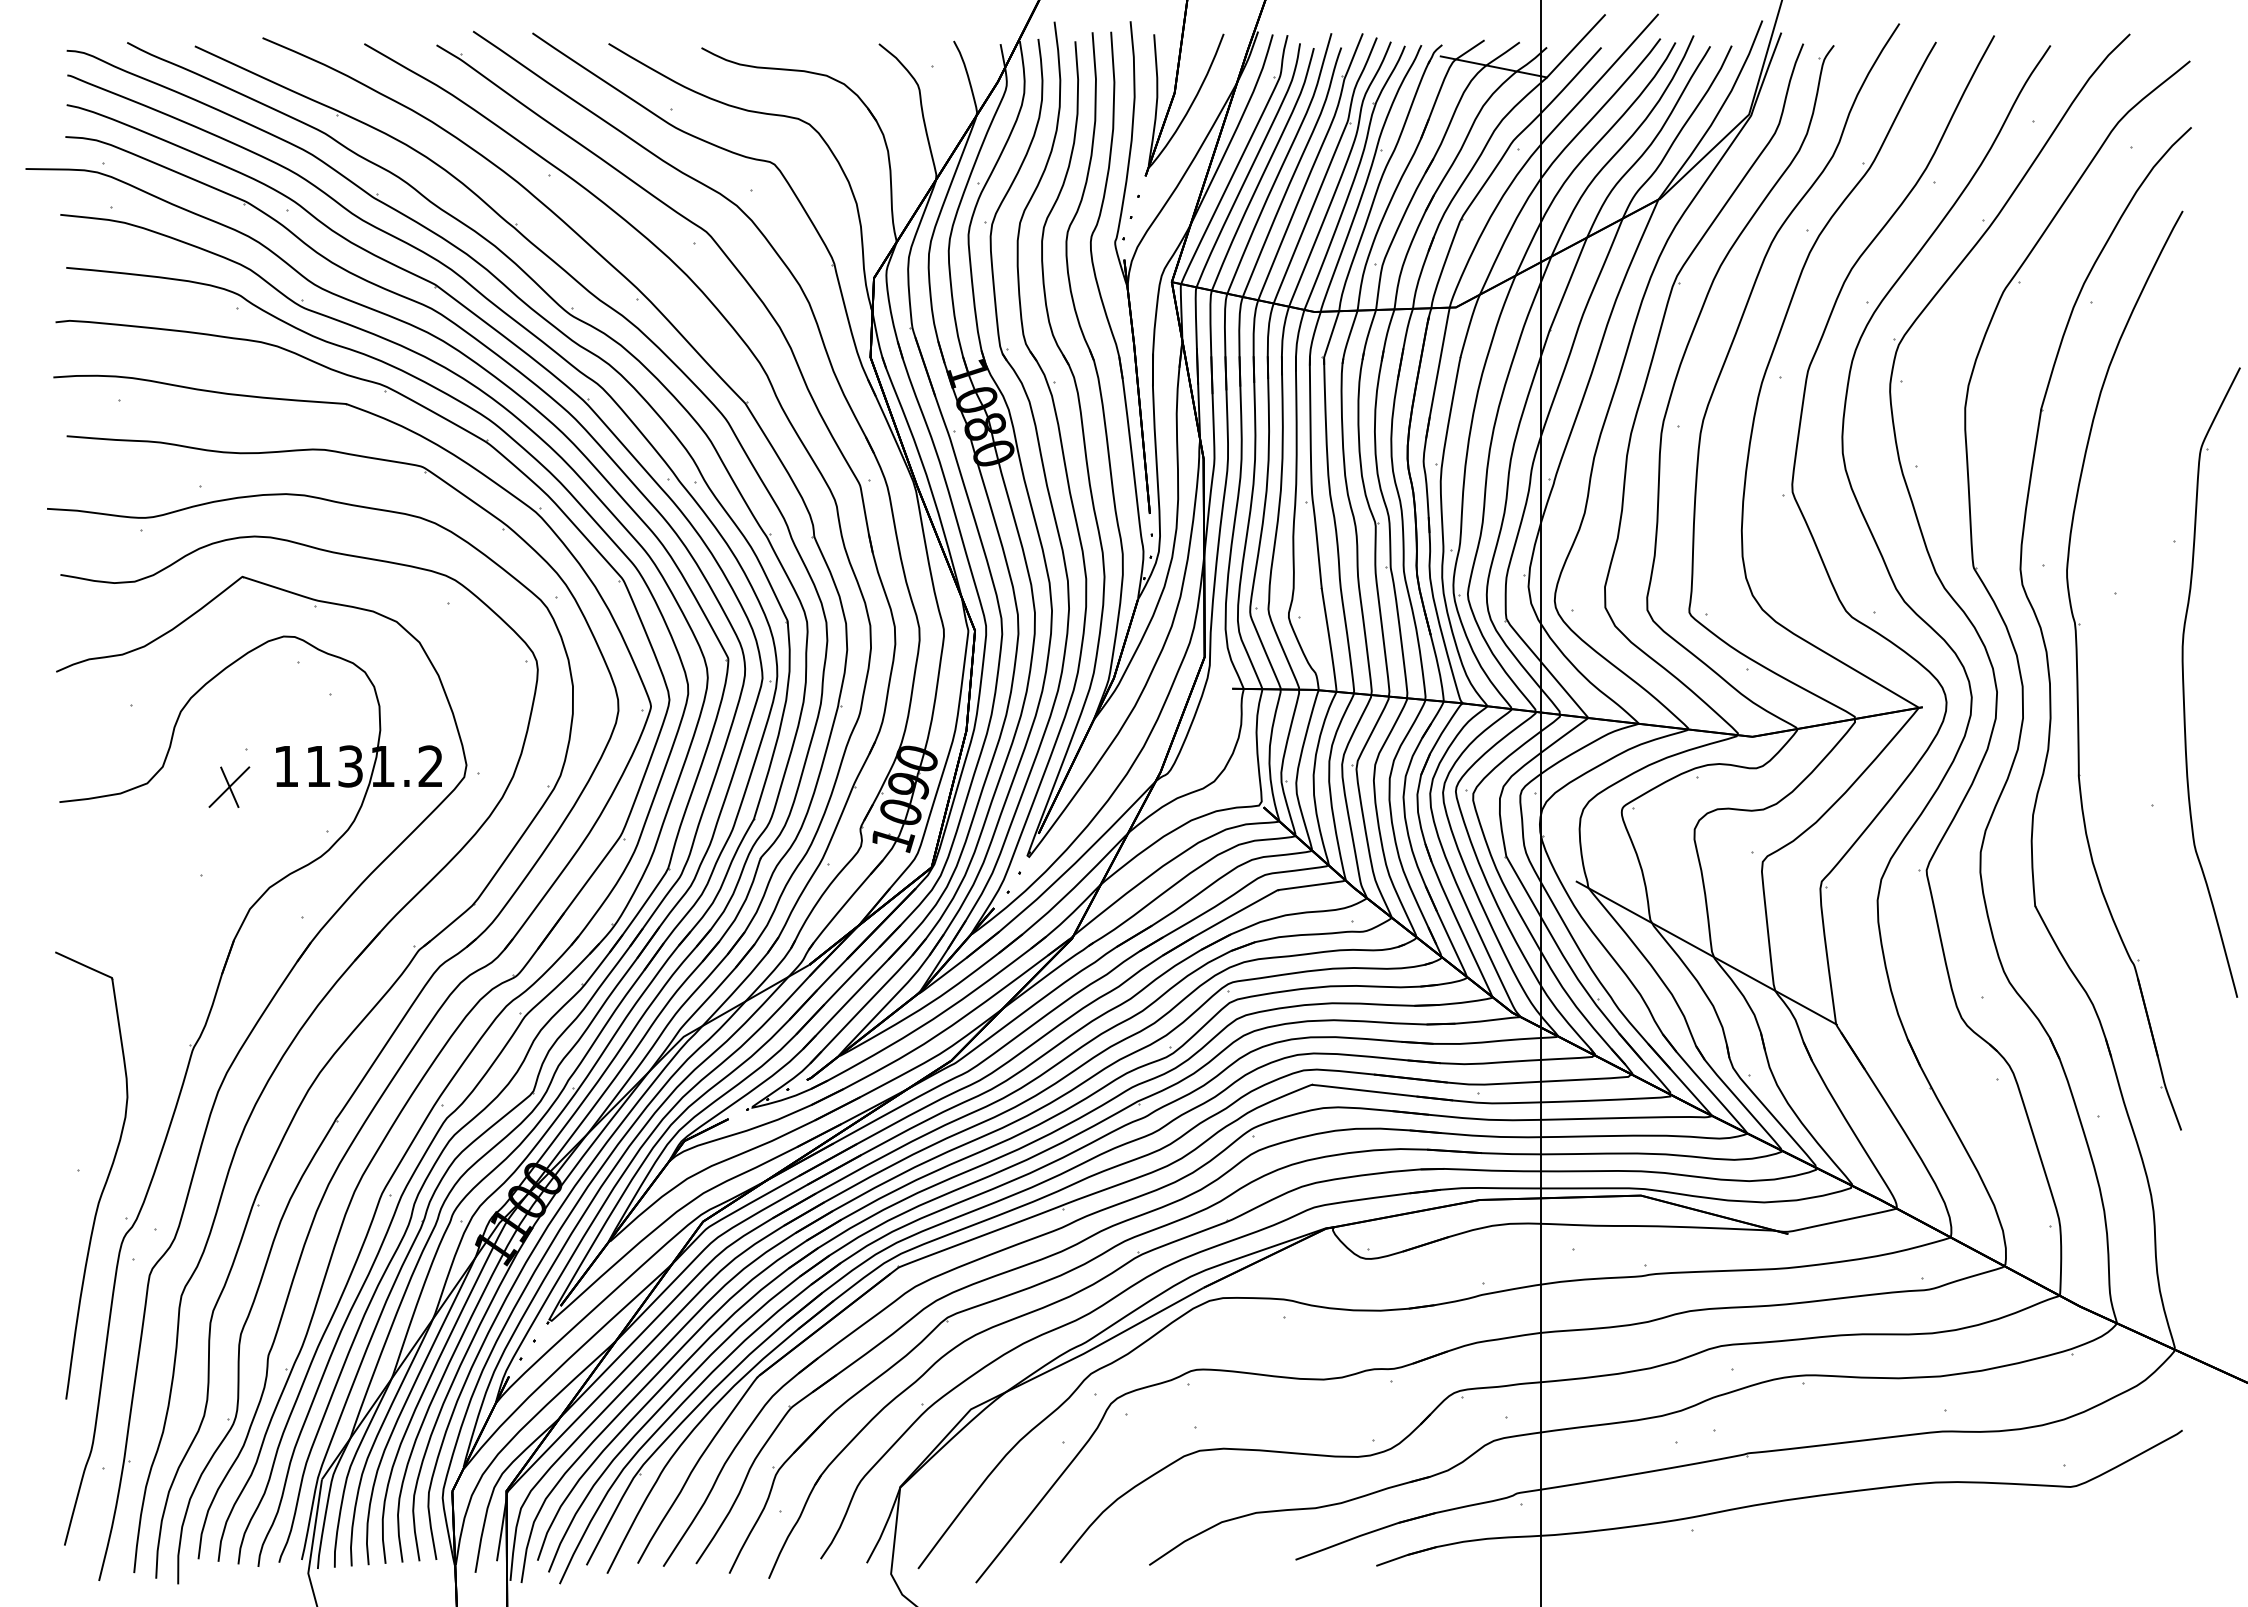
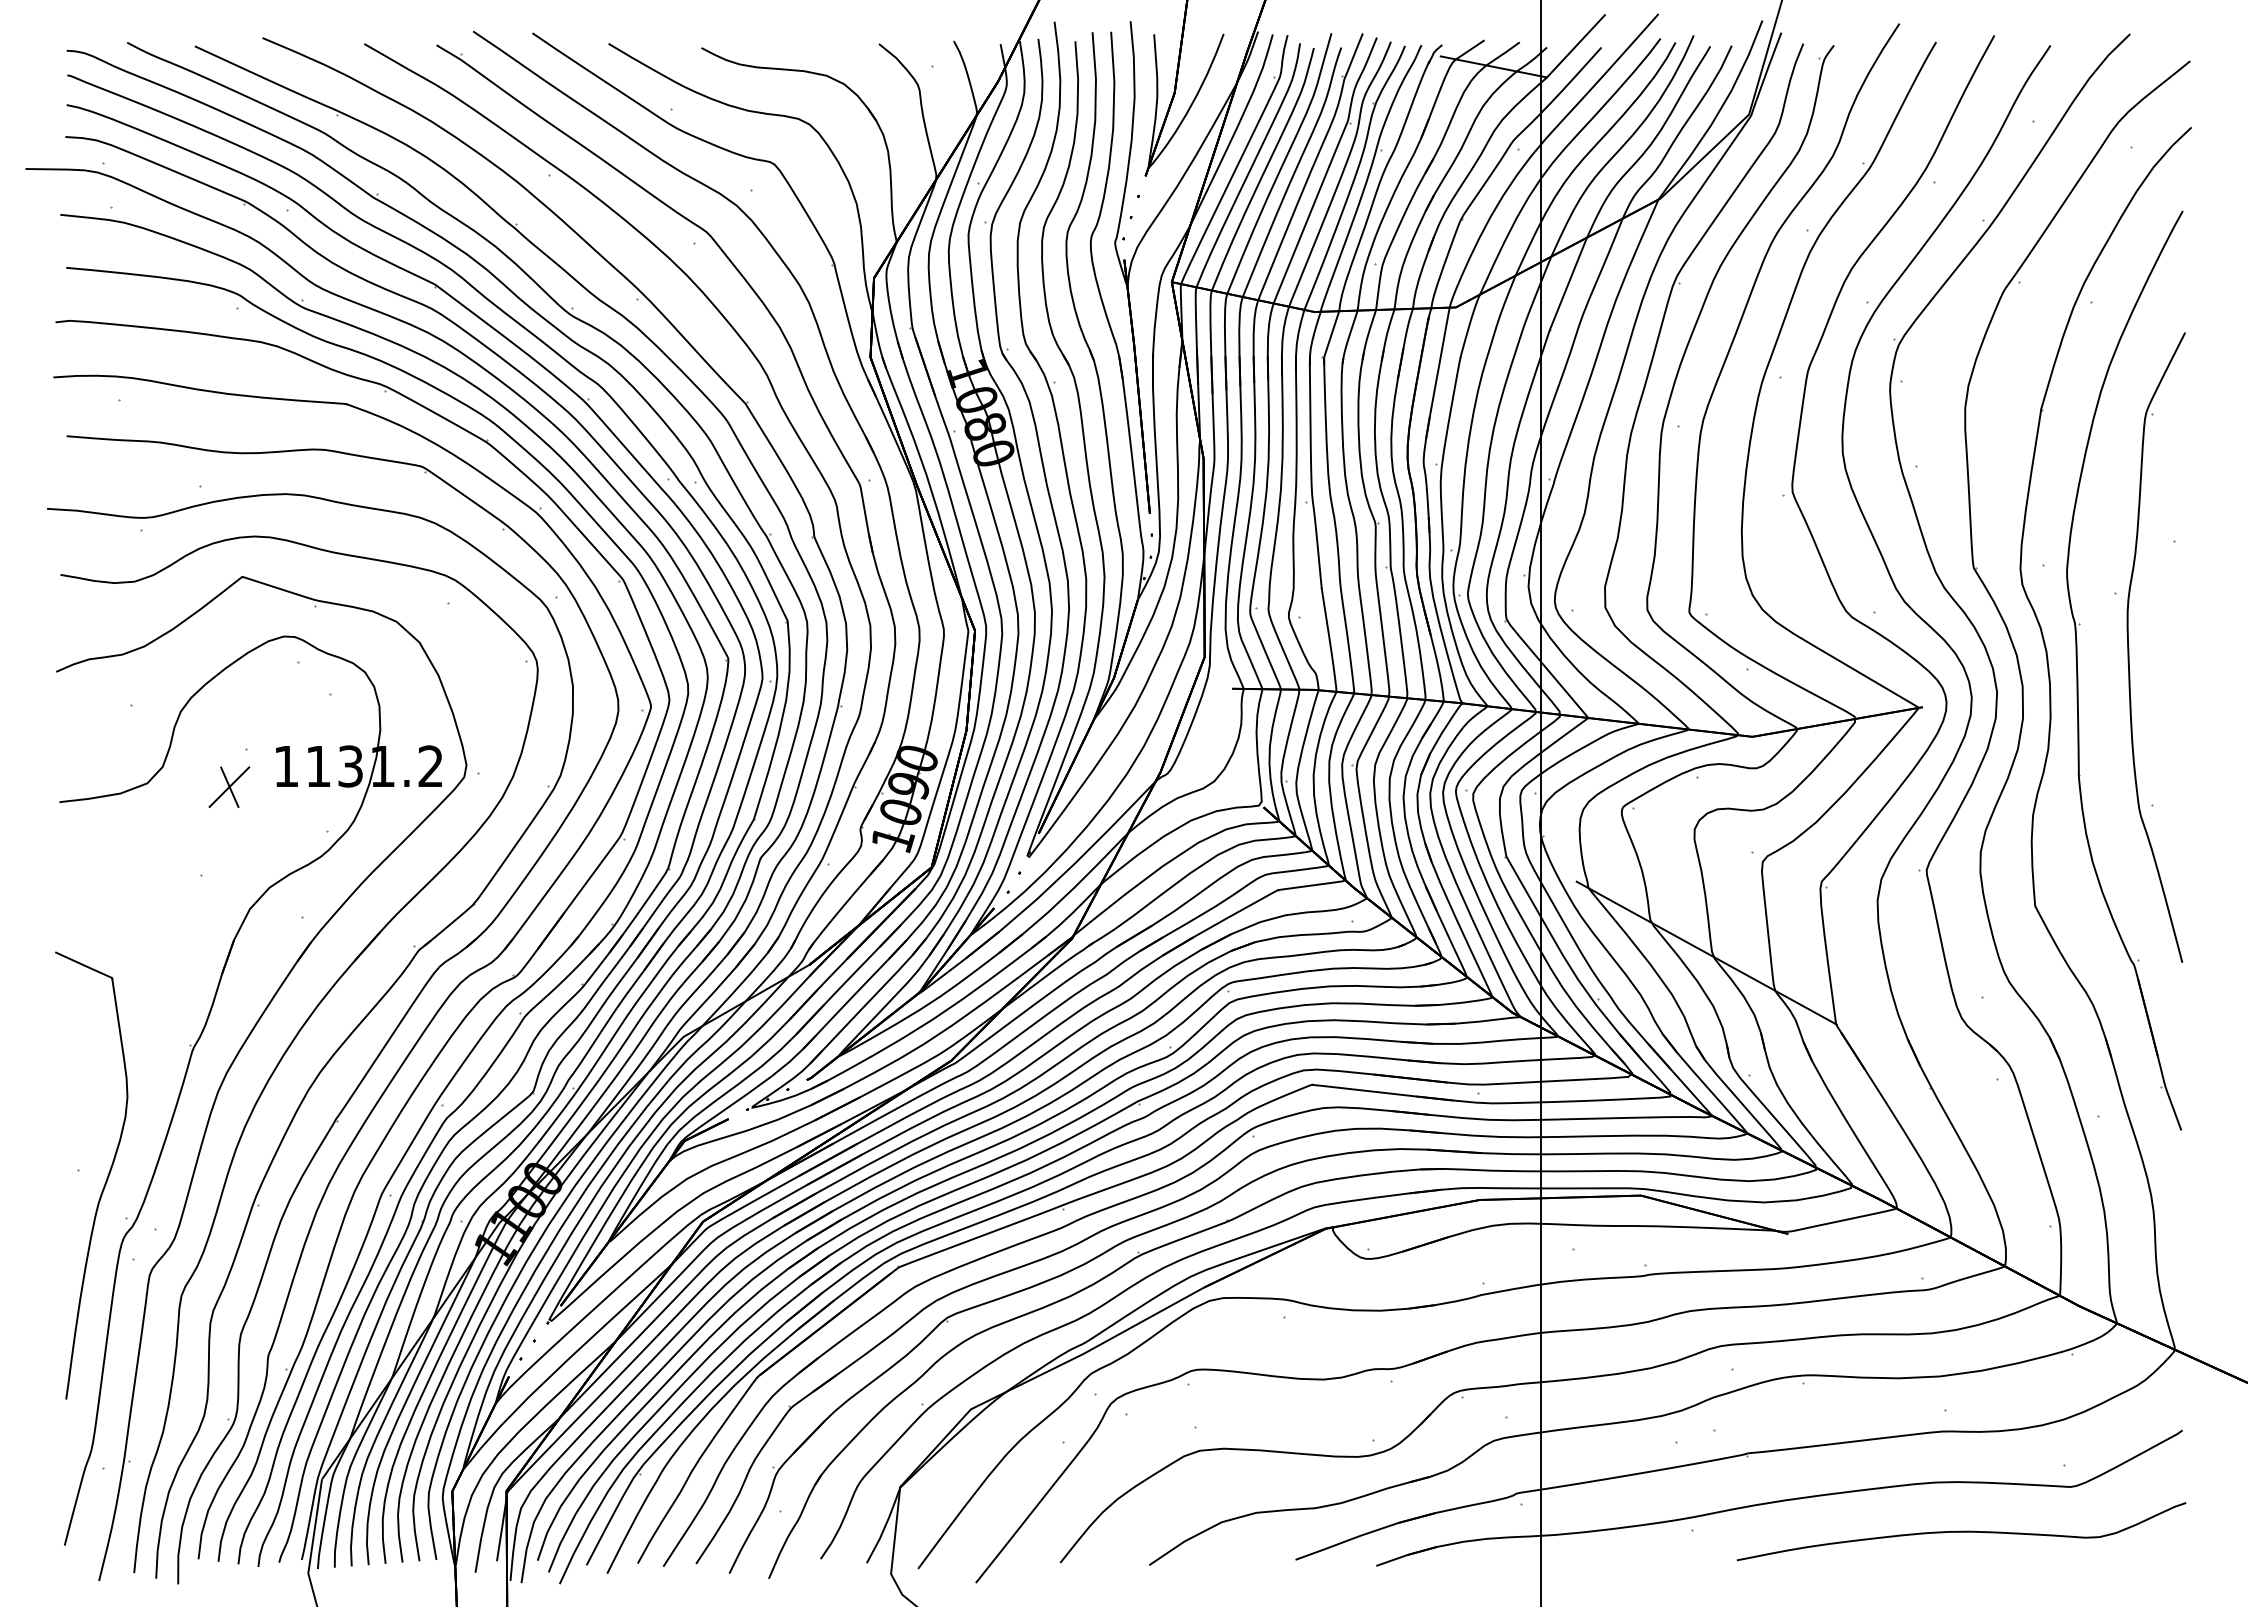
part position: (2184, 682) -> (2129, 647) (2129, 647)
curve: none -> present (1961, 1531)
